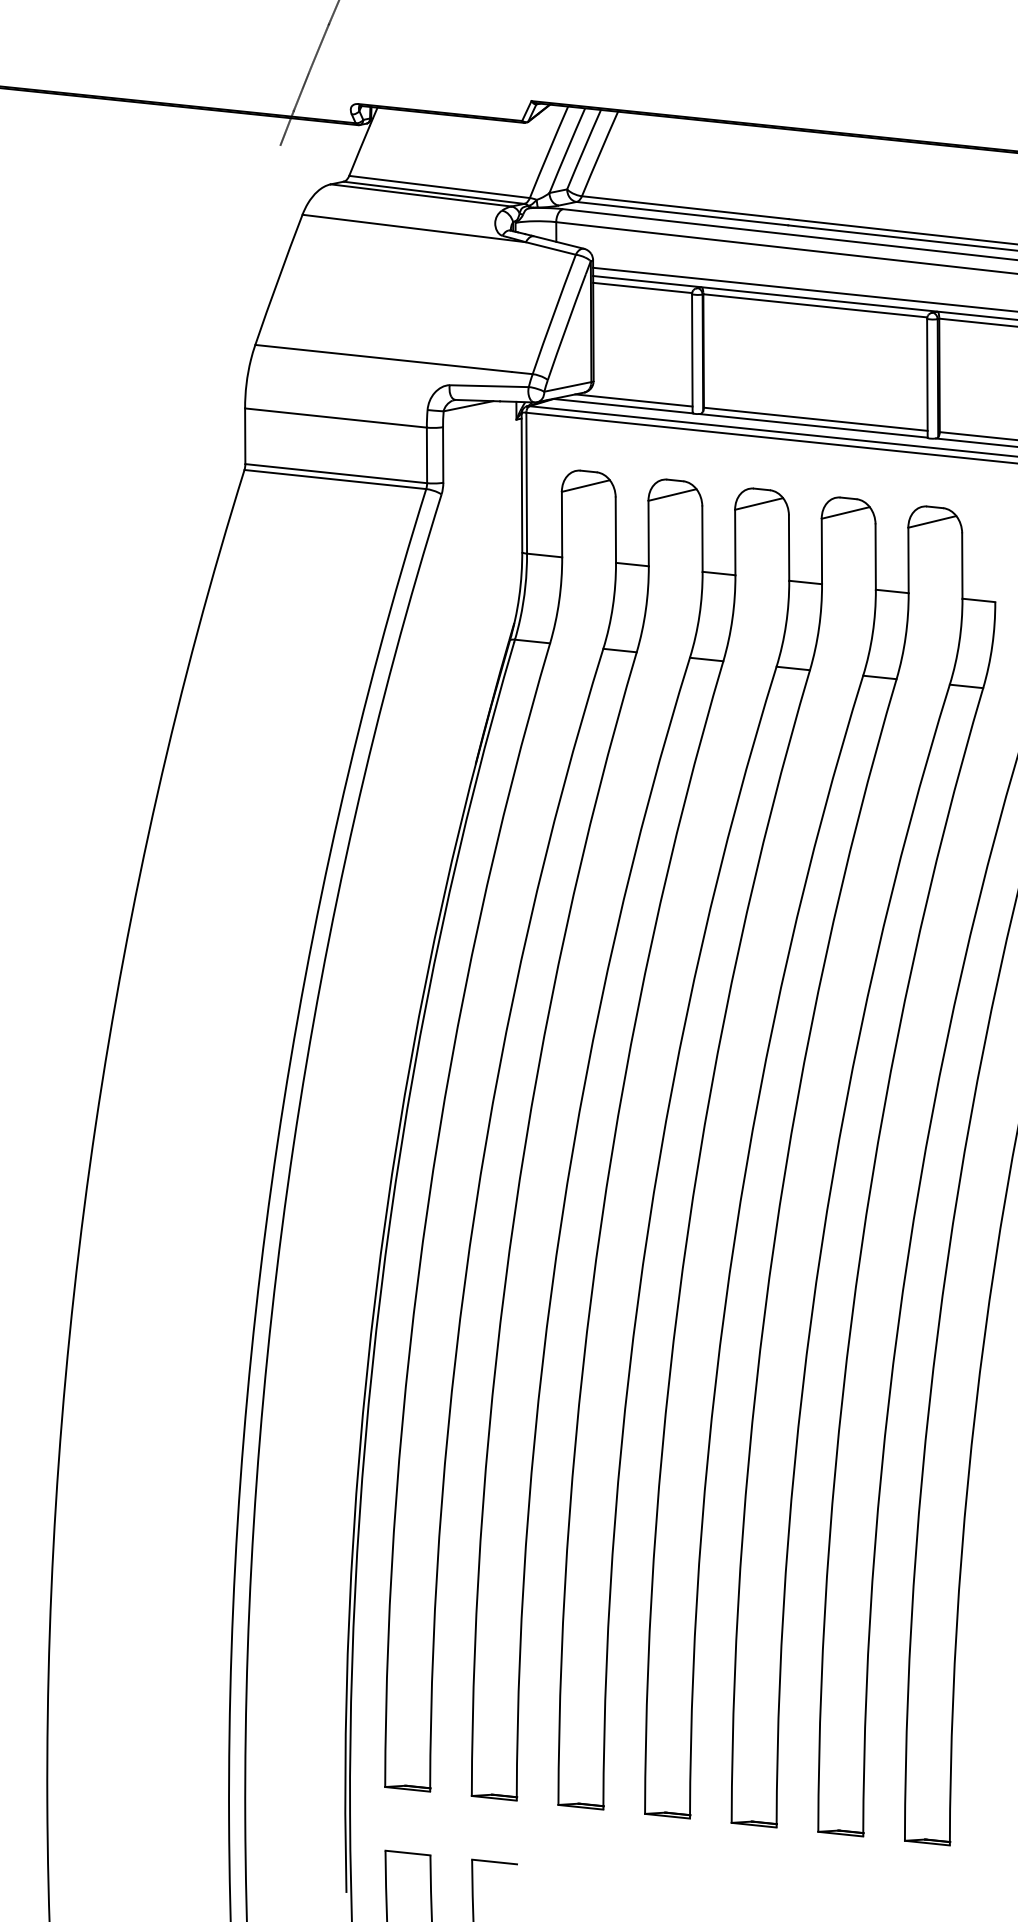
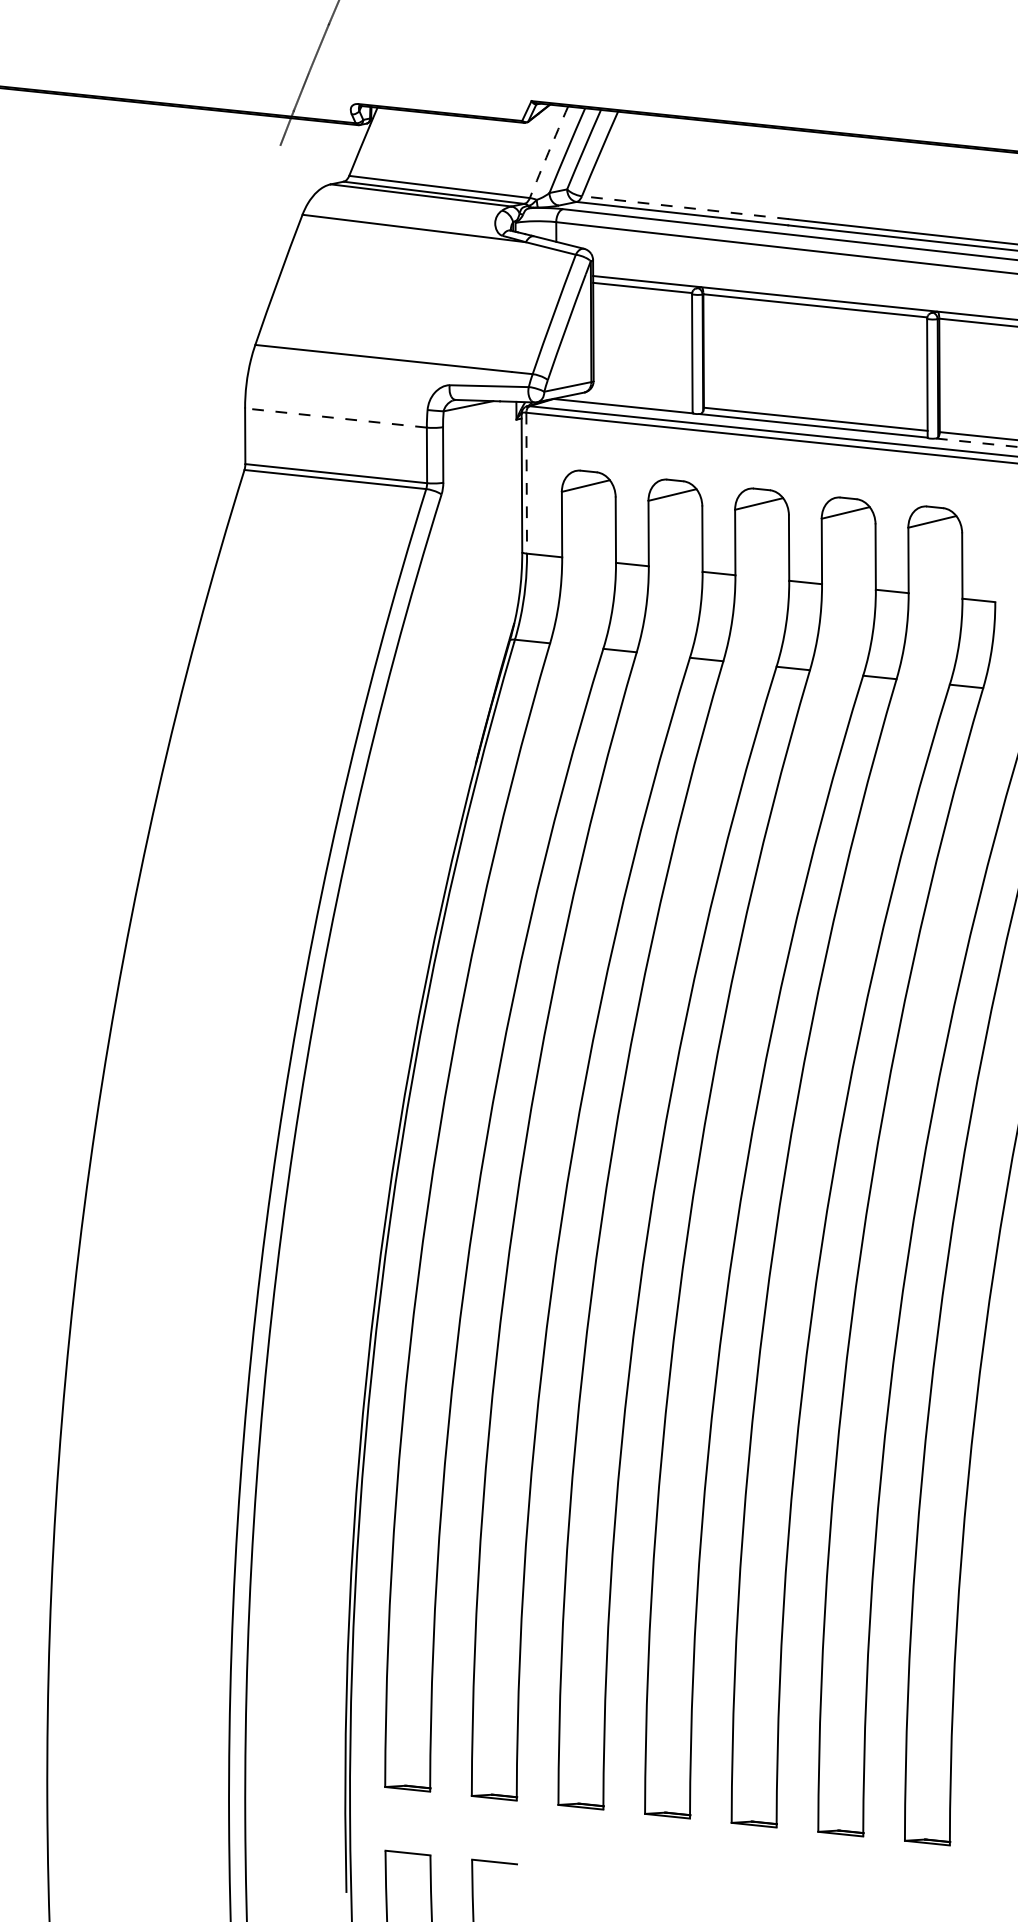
arc: solid -> dashed (548, 152)
line: solid -> dashed (684, 207)
line: present -> none (803, 289)
line: present -> none (633, 400)
line: solid -> dashed (335, 417)
line: solid -> dashed (976, 442)
line: solid -> dashed (526, 483)
